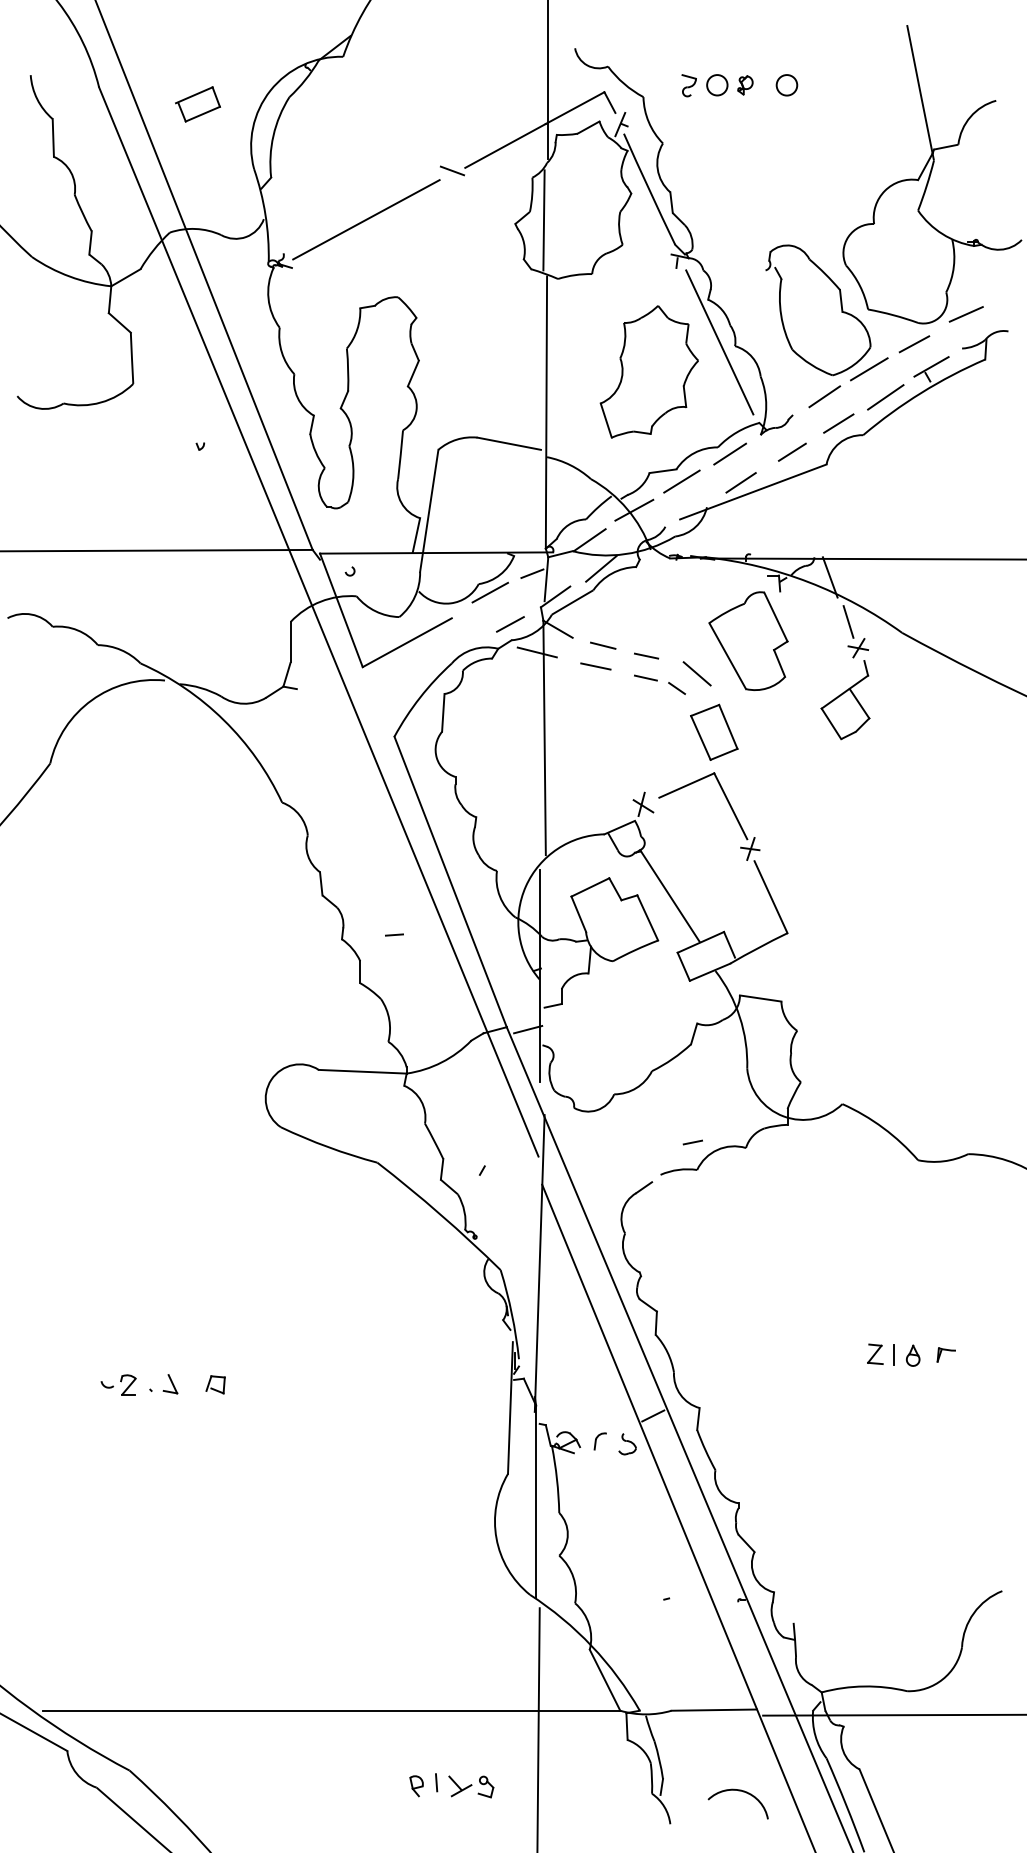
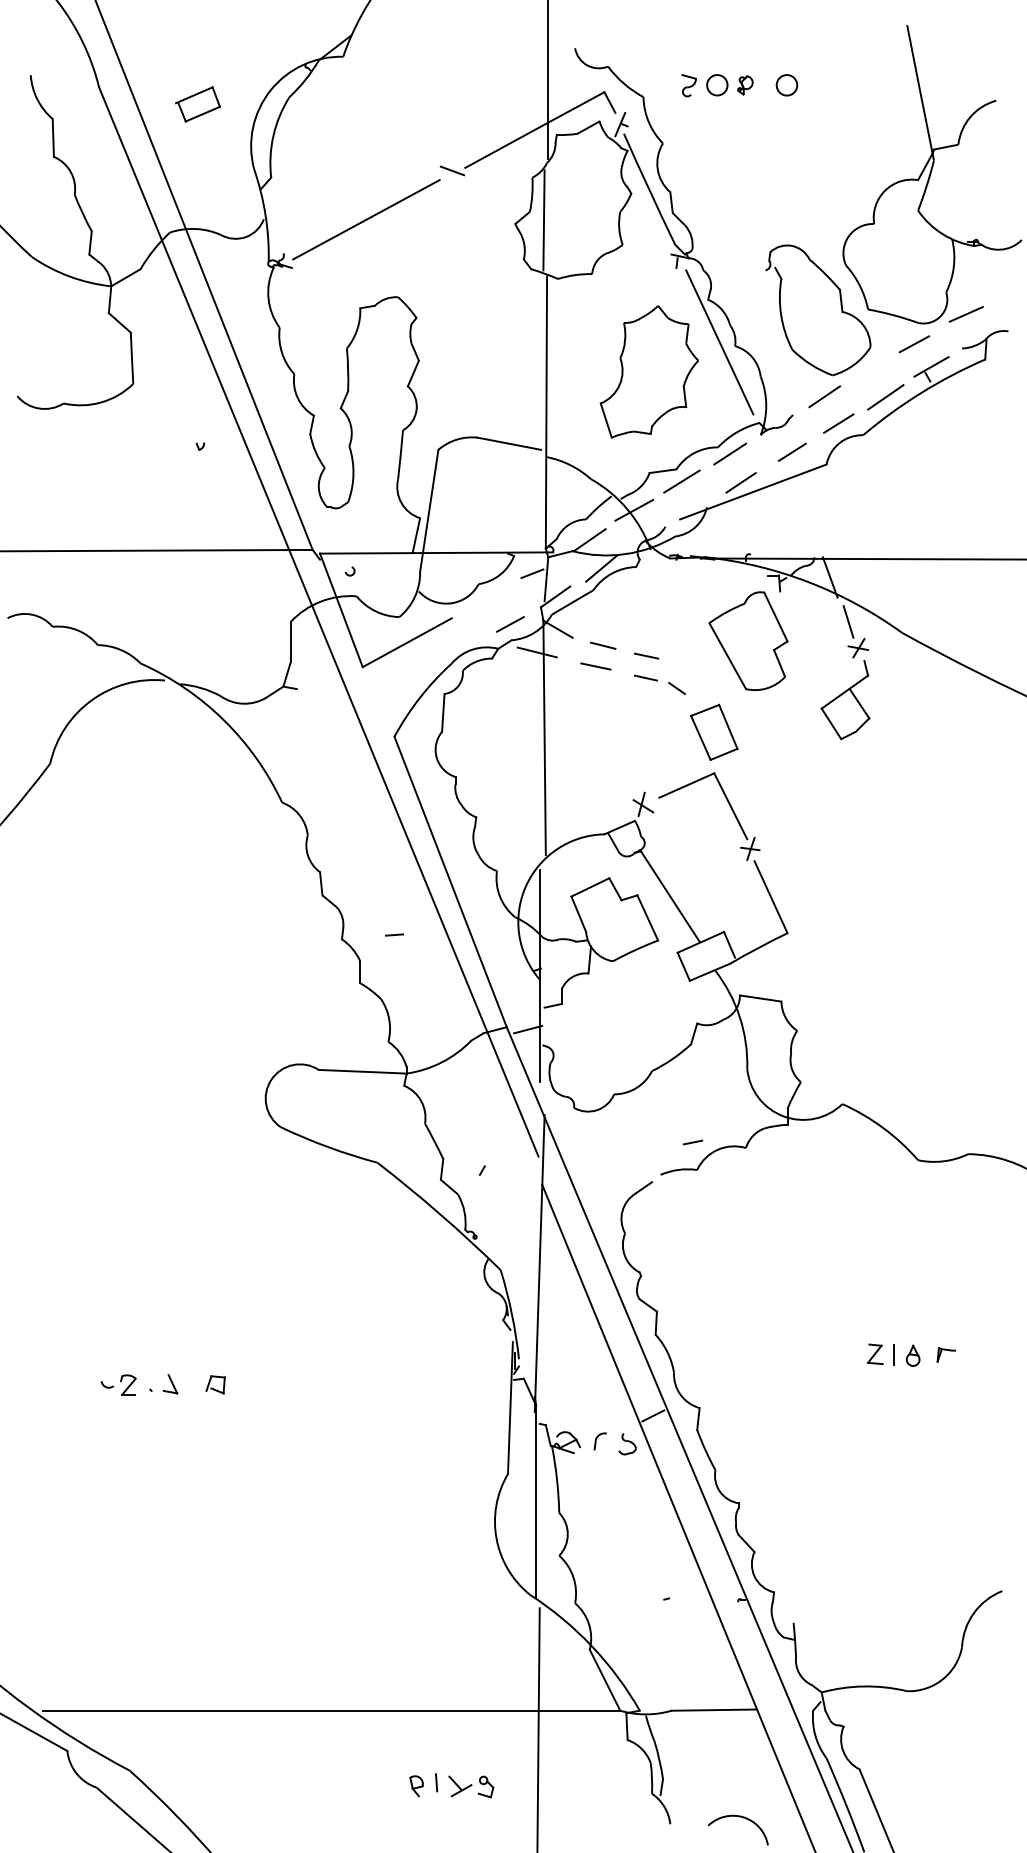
line: present -> none (868, 369)
line: present -> none (490, 592)
line: present -> none (696, 673)
line: present -> none (893, 1714)
arc position: (738, 1791) -> (738, 1817) (738, 1817)
